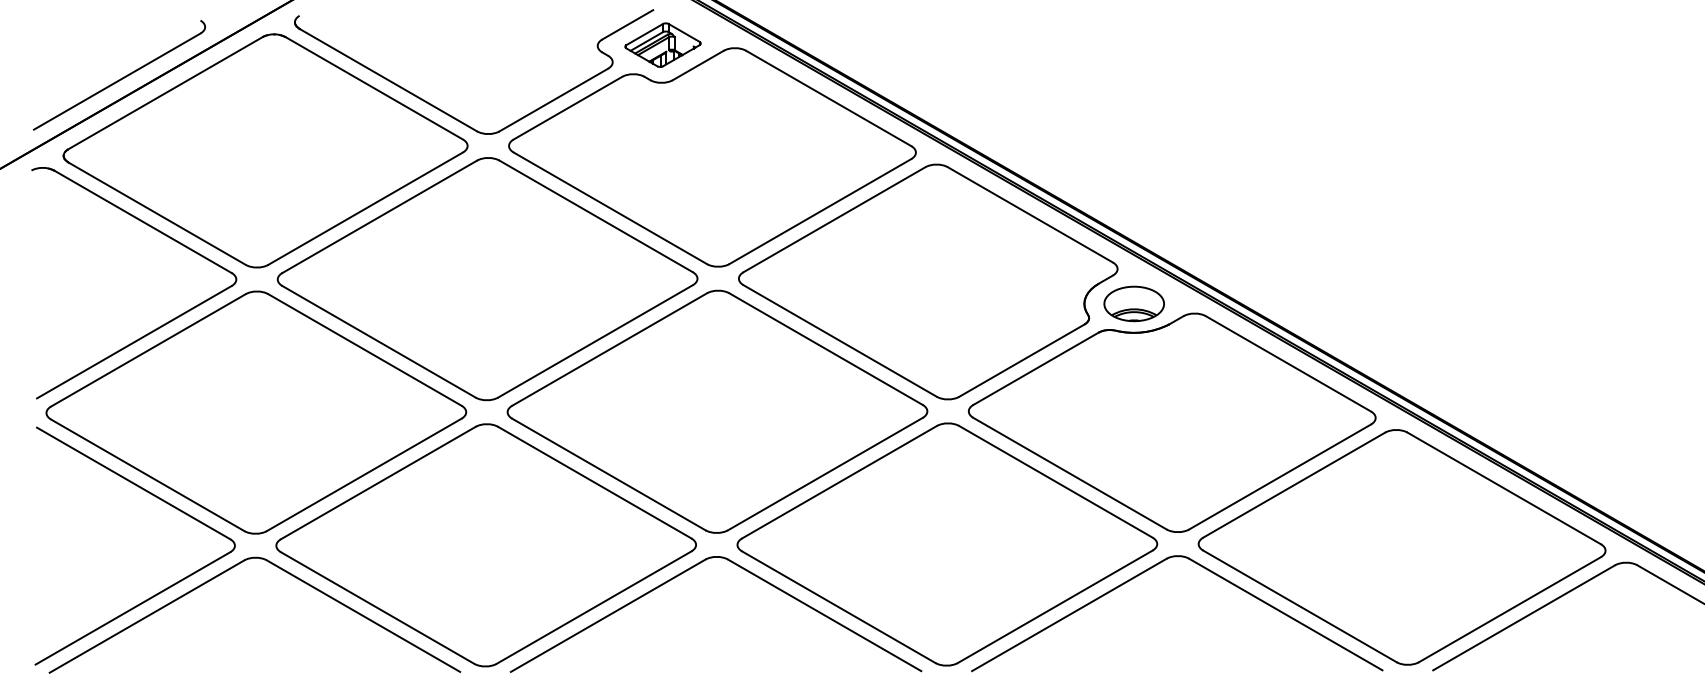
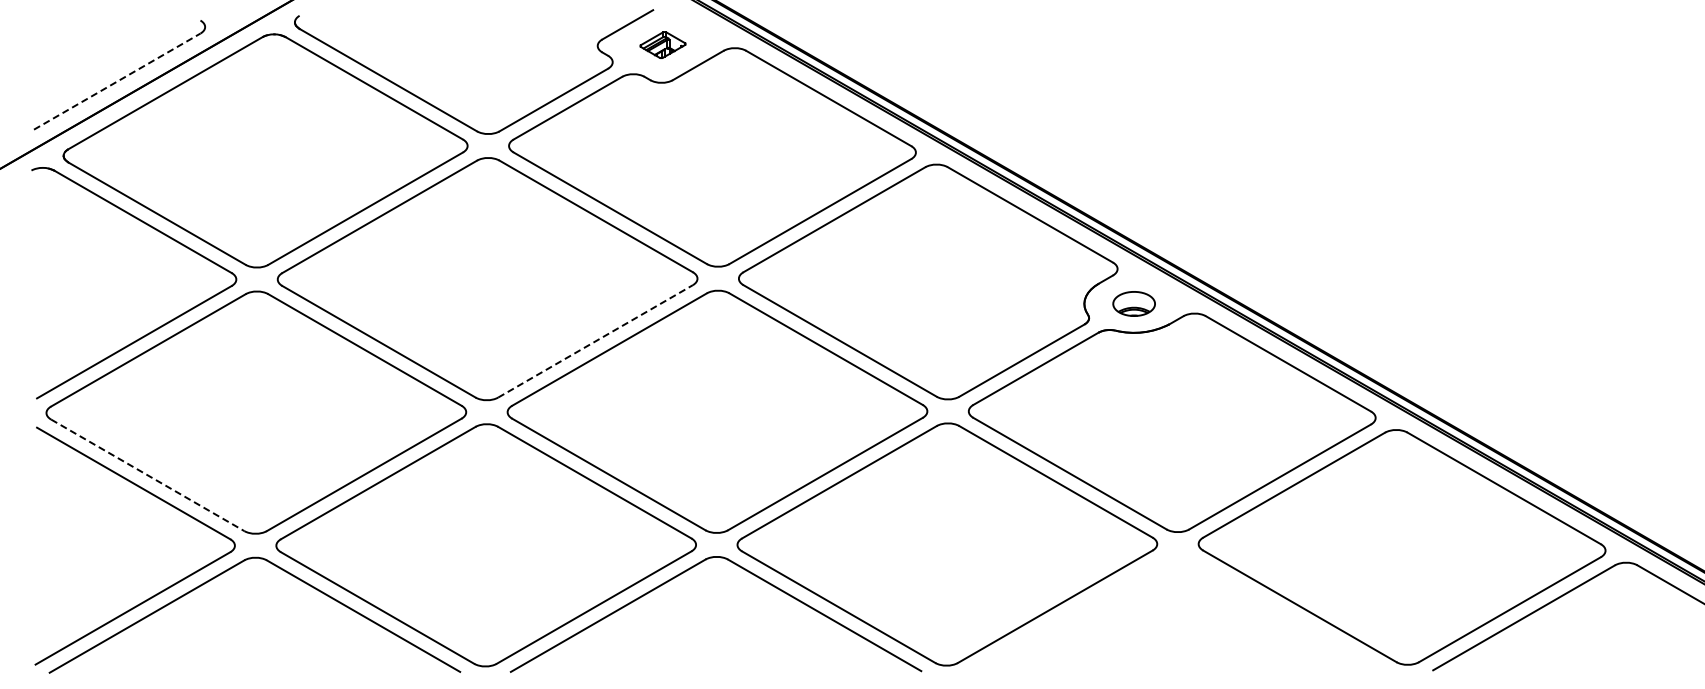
part size: 78x46 px -> 48x28 px (662, 44)
line: solid -> dashed (117, 81)
part size: 62x38 px -> 44x26 px (1133, 303)
line: solid -> dashed (595, 341)
line: solid -> dashed (147, 475)
part: present -> none (1150, 569)
